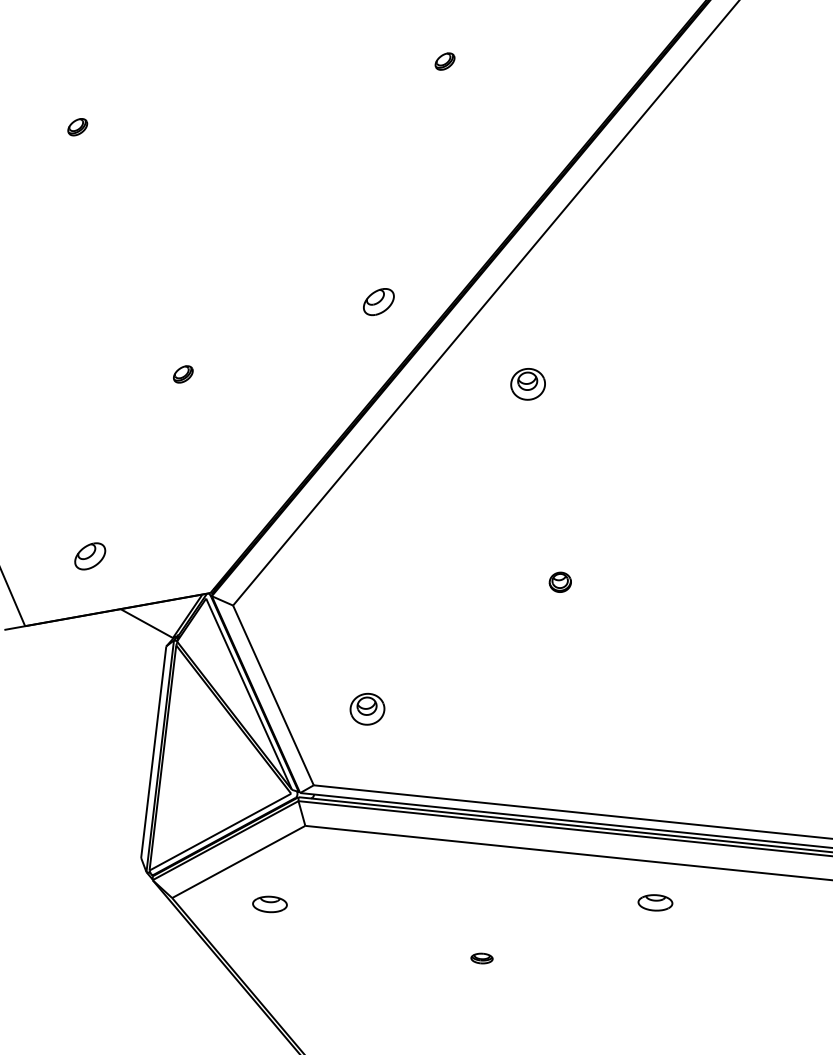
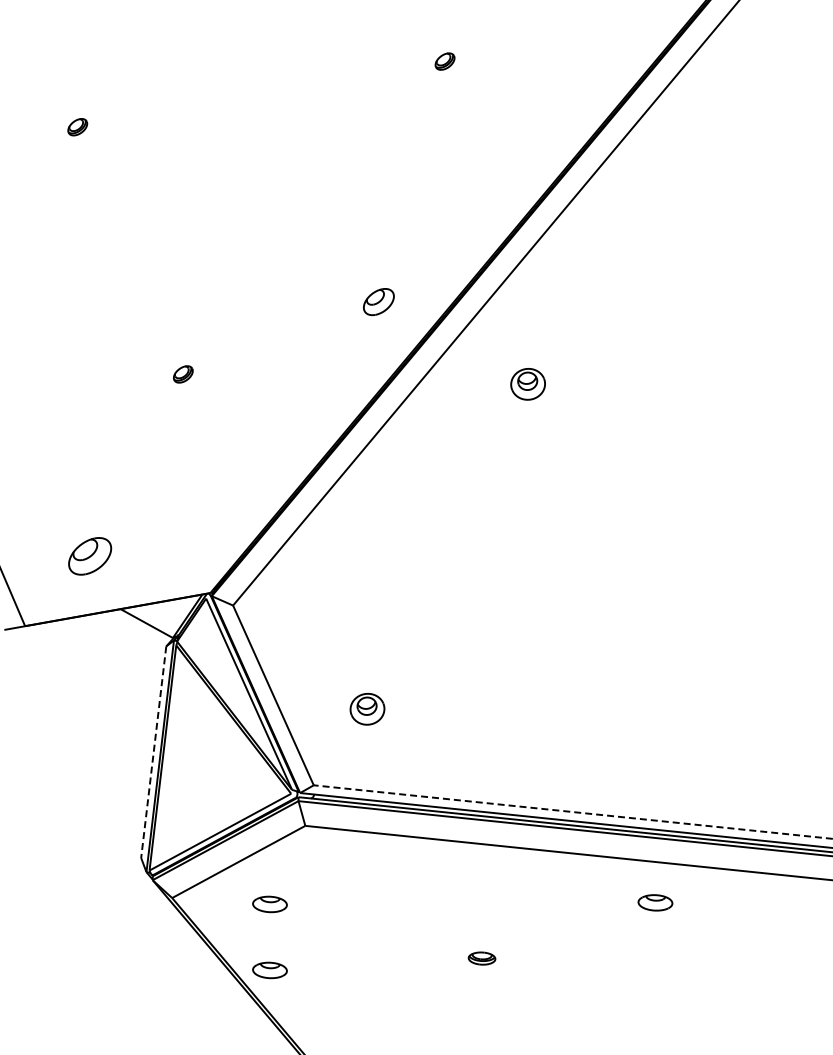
part size: 33x29 px -> 45x39 px (90, 556)
part: present -> none (559, 581)
line: solid -> dashed (153, 752)
line: solid -> dashed (573, 812)
part size: 24x13 px -> 30x15 px (481, 958)
part: none -> present (269, 970)
